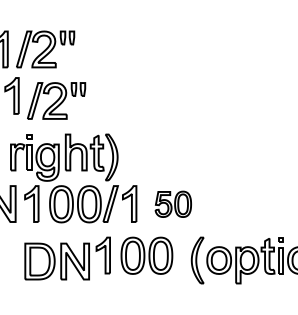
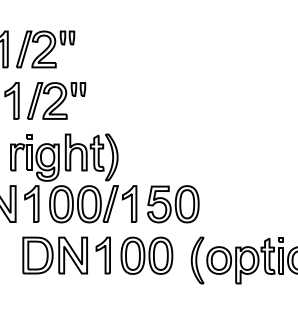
part position: (11, 95) -> (11, 100) (11, 100)
part size: 38x28 px -> 53x39 px (173, 204)
part position: (56, 261) -> (54, 255) (54, 255)
